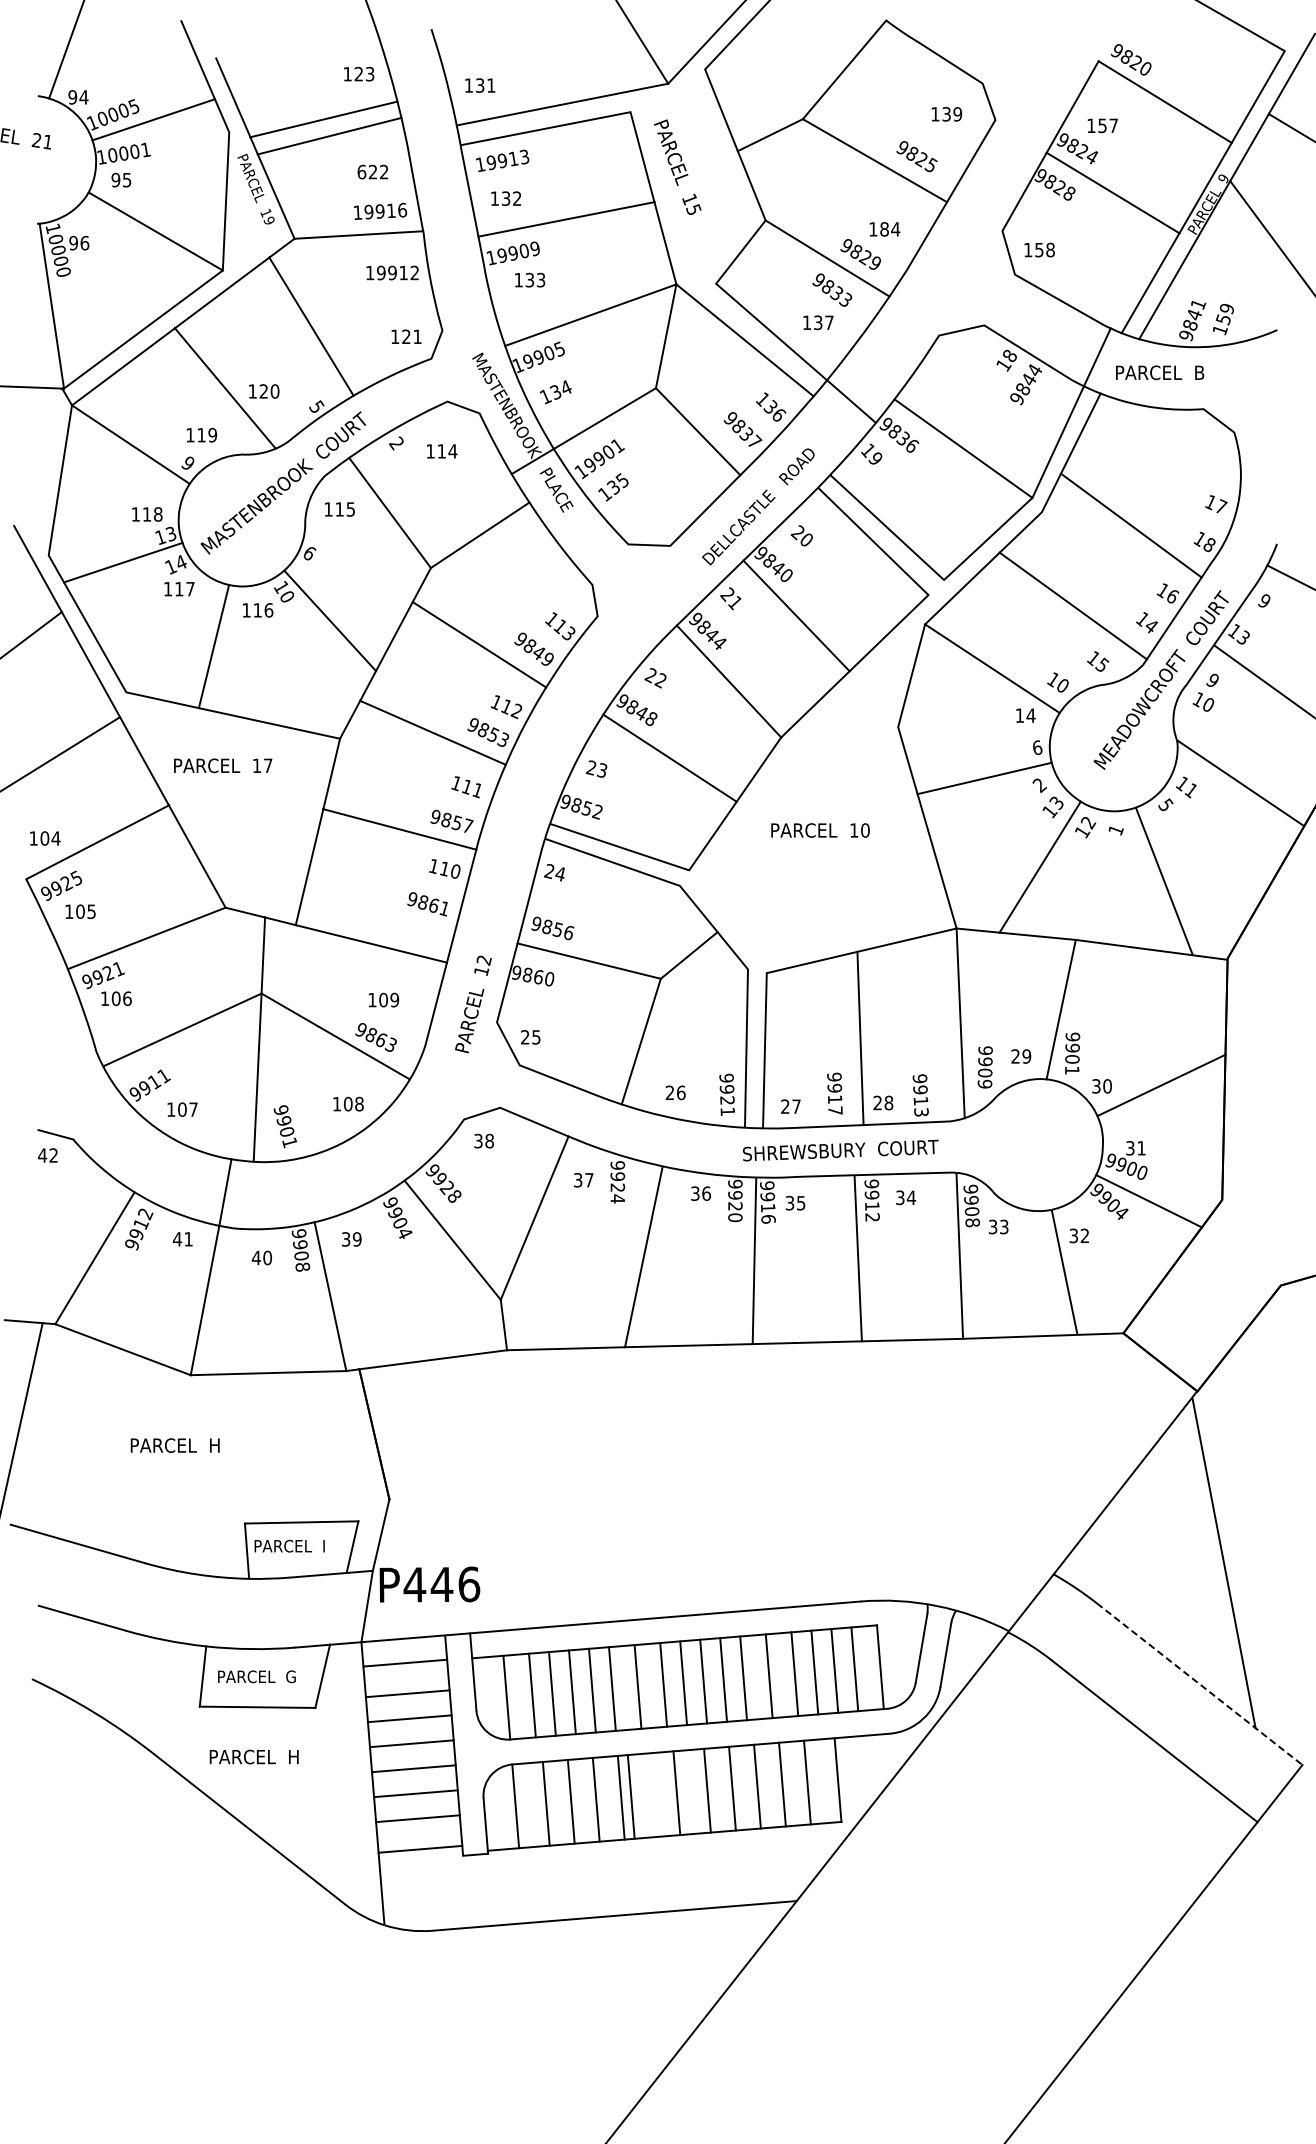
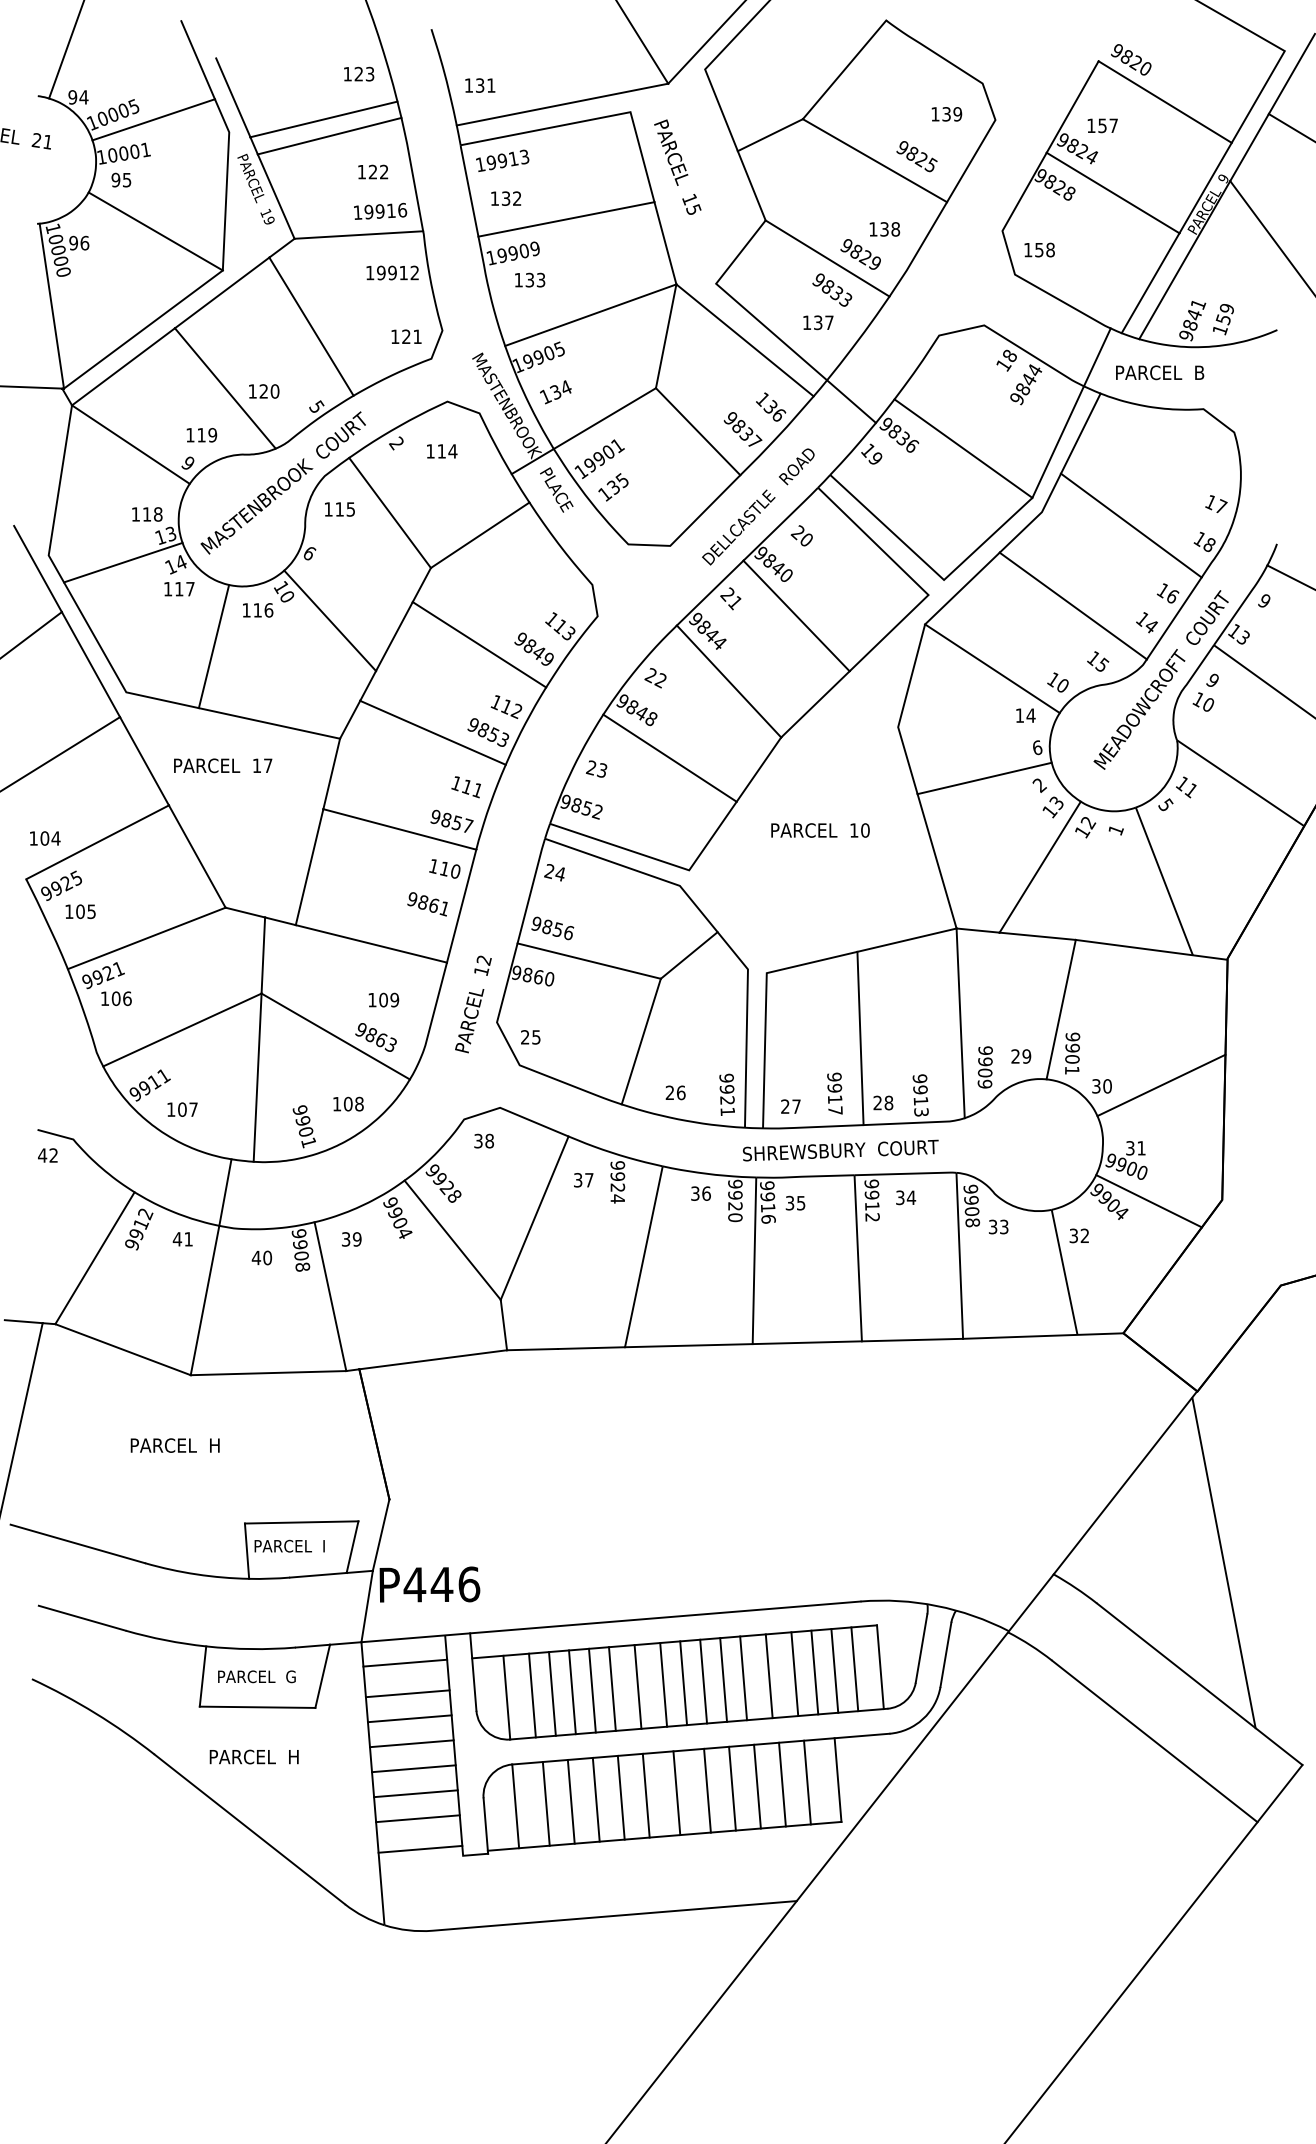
text: 622 -> 122 (361, 171)
text: 184 -> 138 (890, 229)
text position: (284, 1126) -> (303, 1126) (303, 1126)
line: dashed -> solid (1199, 1684)
line position: (630, 1796) -> (645, 1795) (645, 1795)
